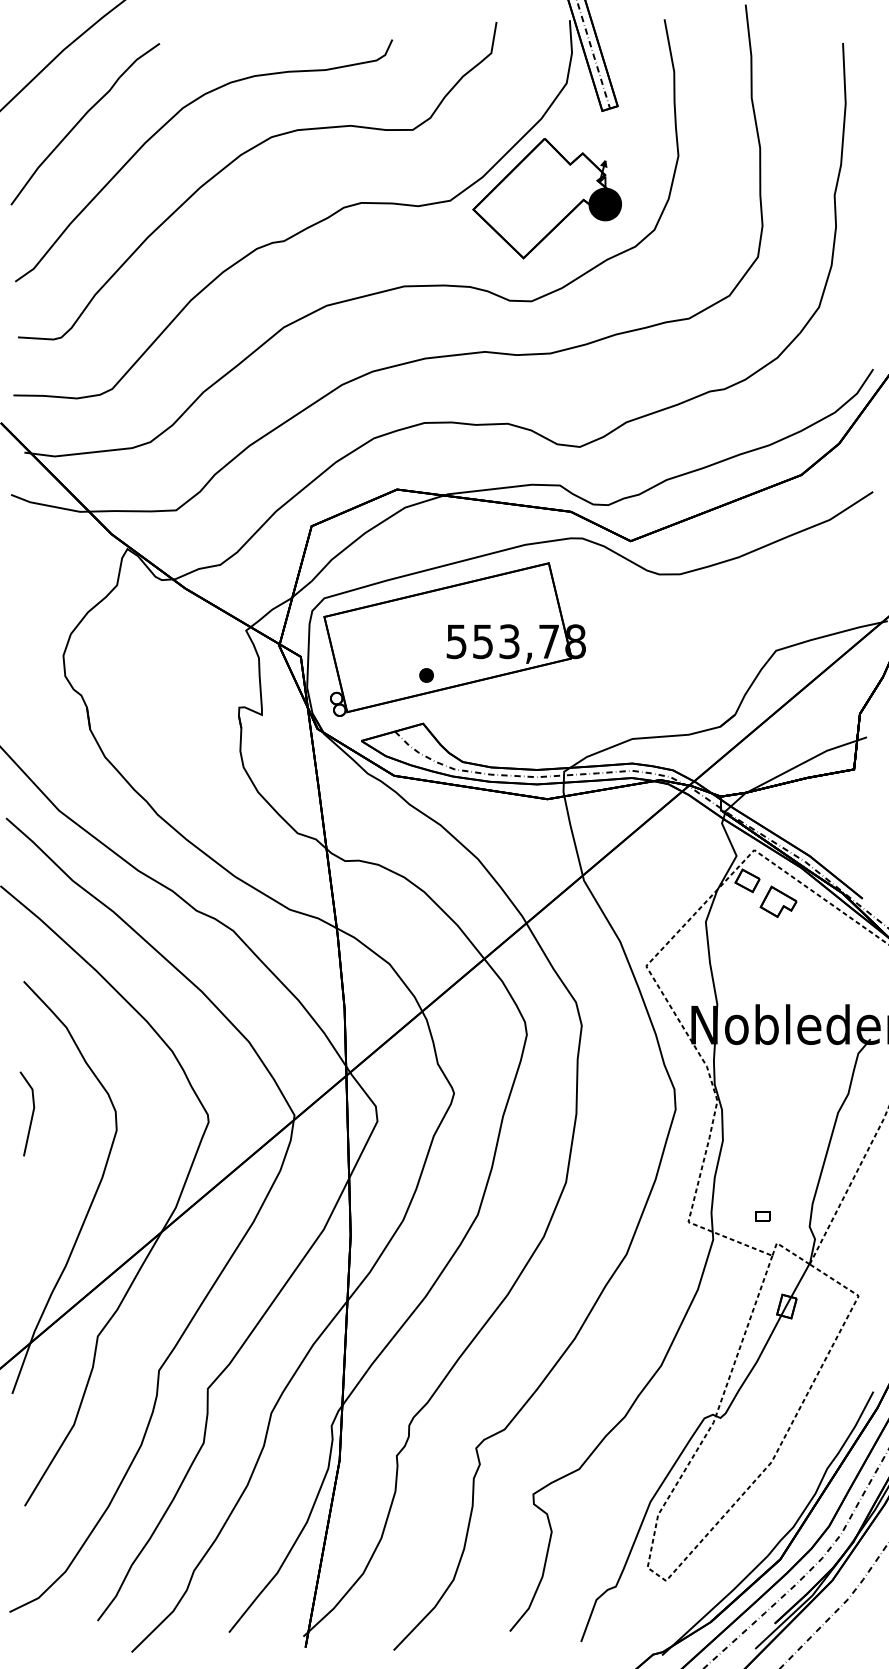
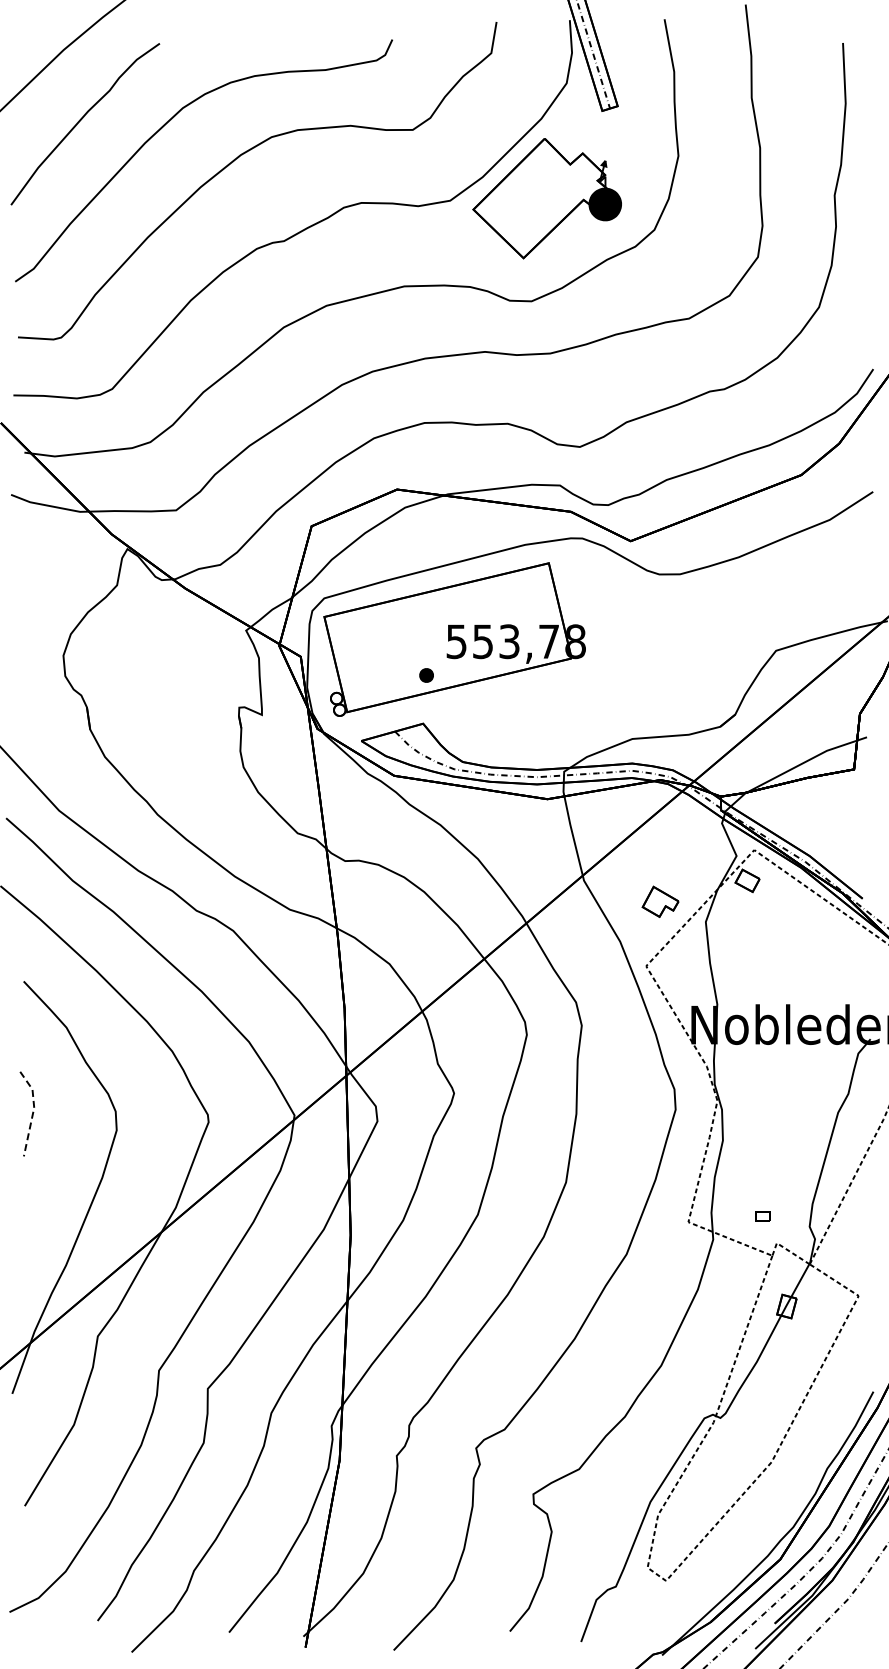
part position: (778, 901) -> (660, 901) (660, 901)
line: solid -> dashed (33, 1111)
